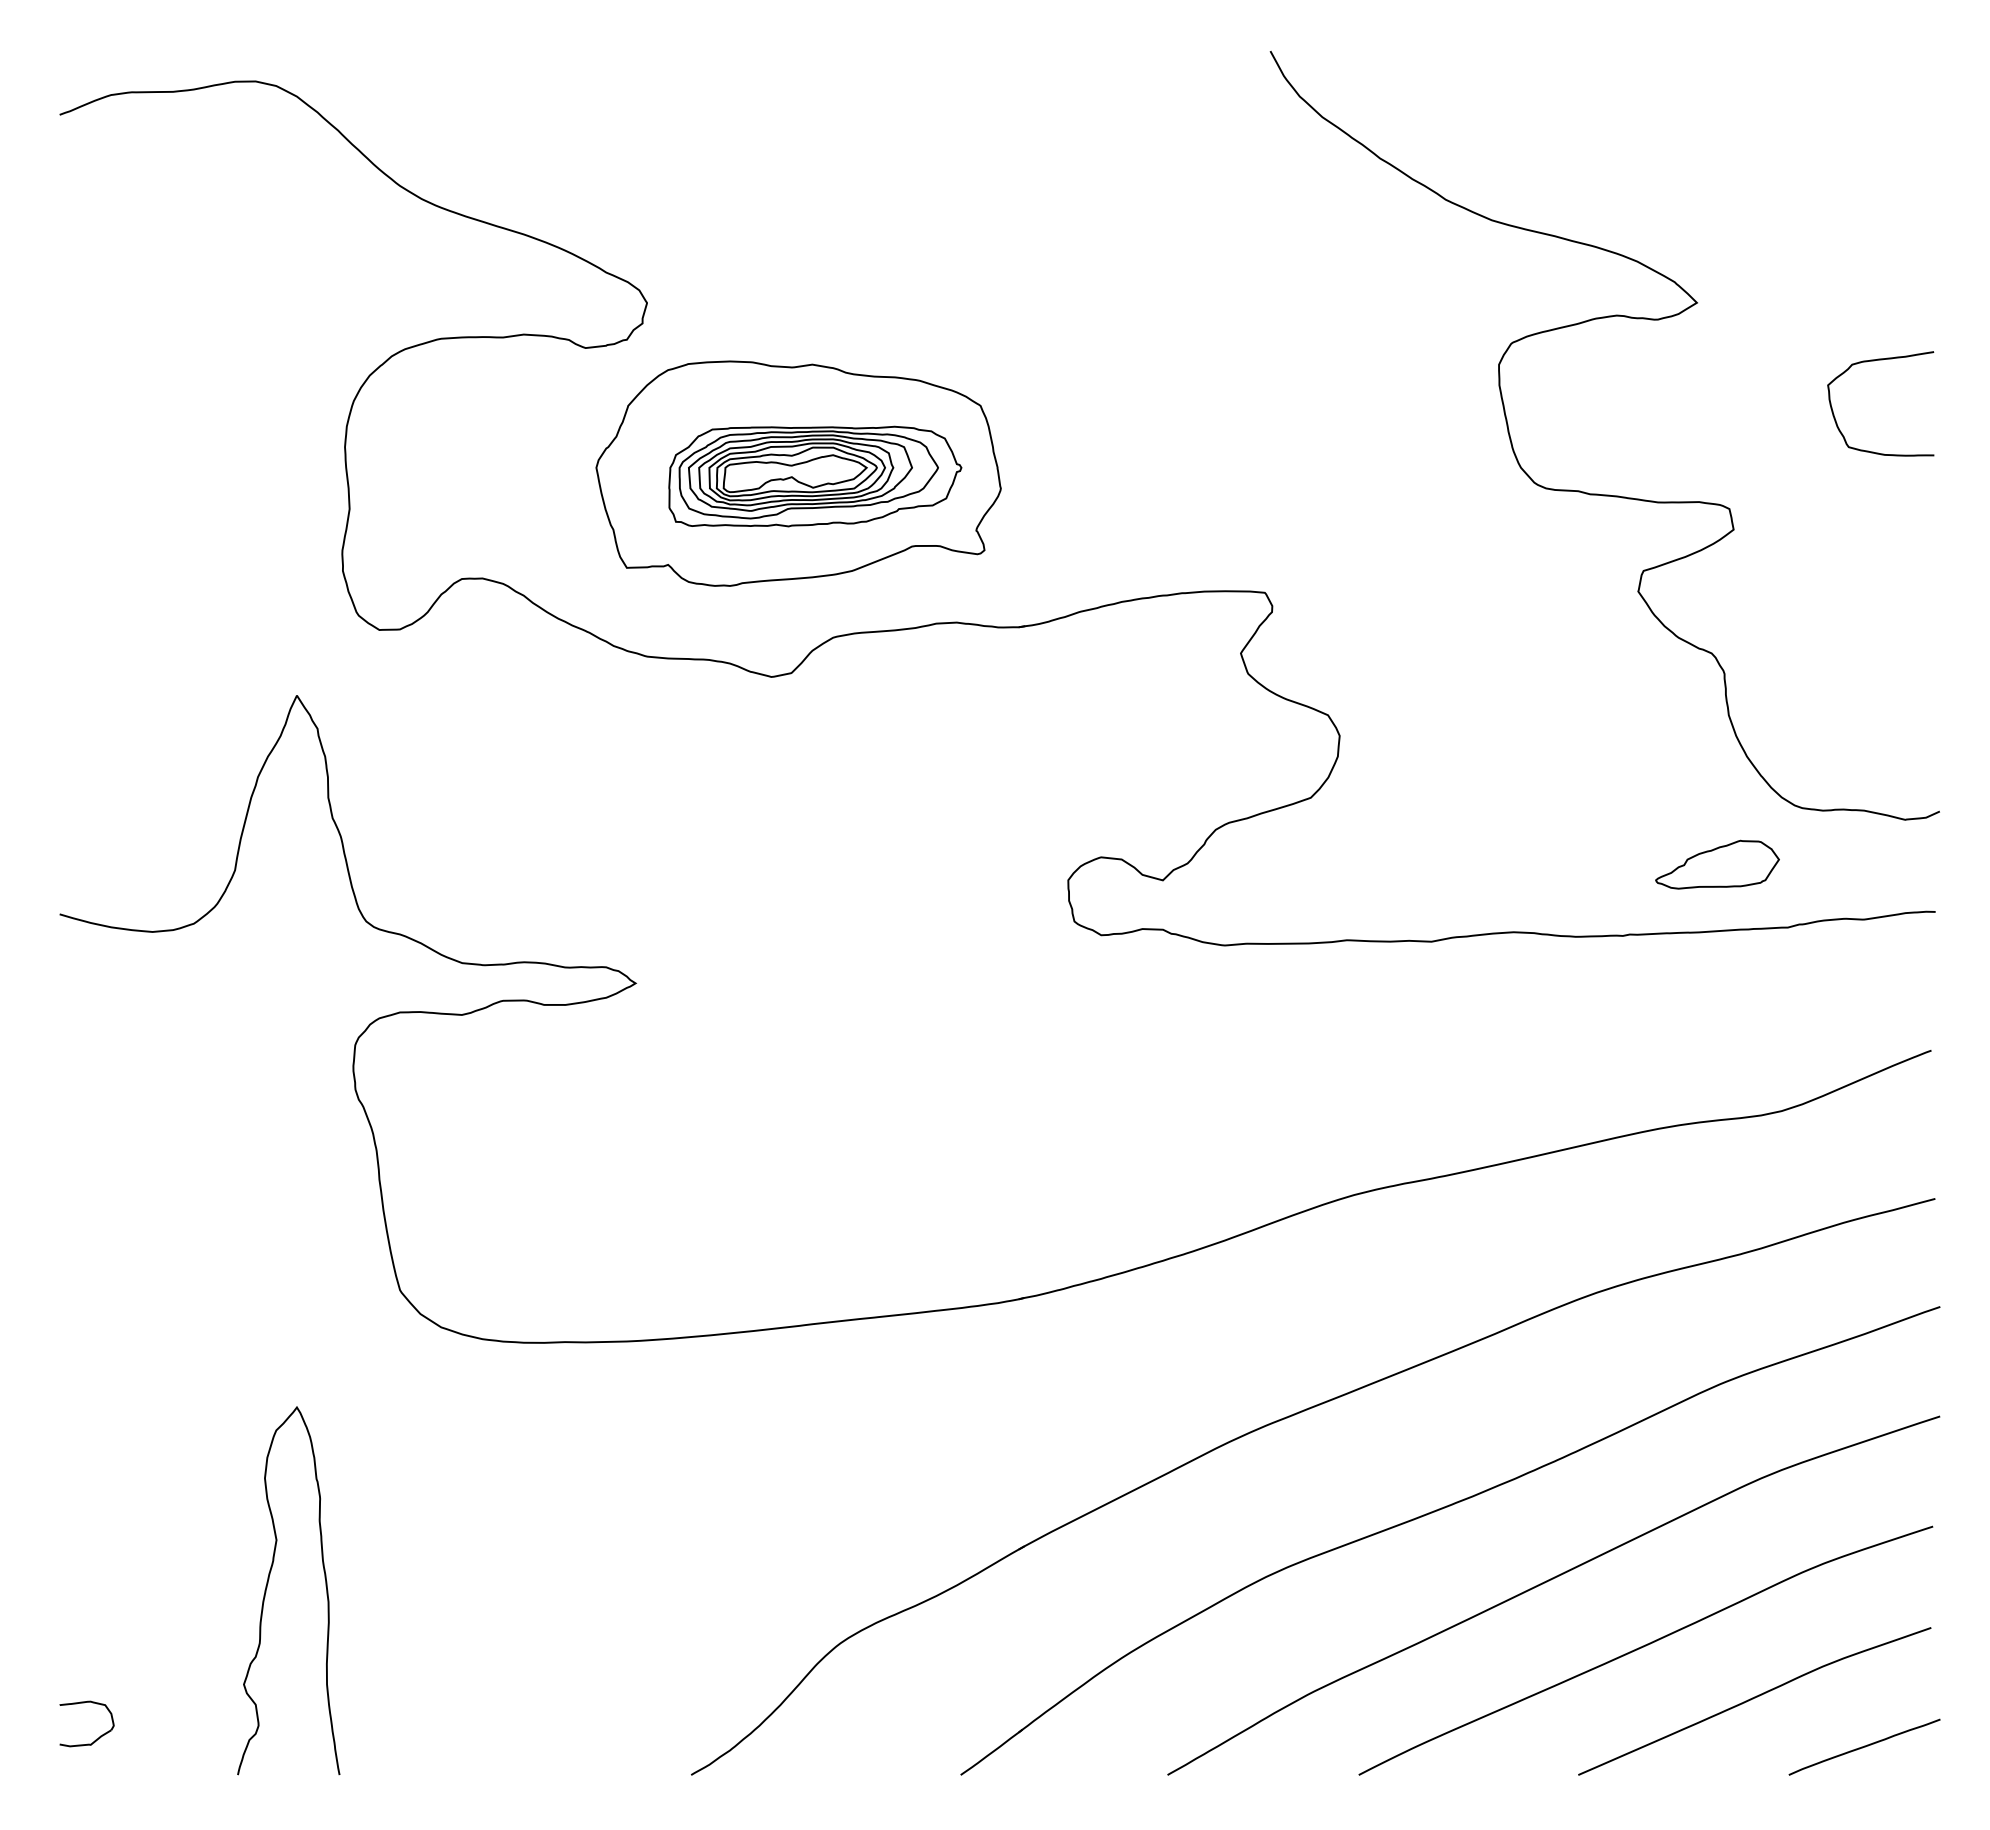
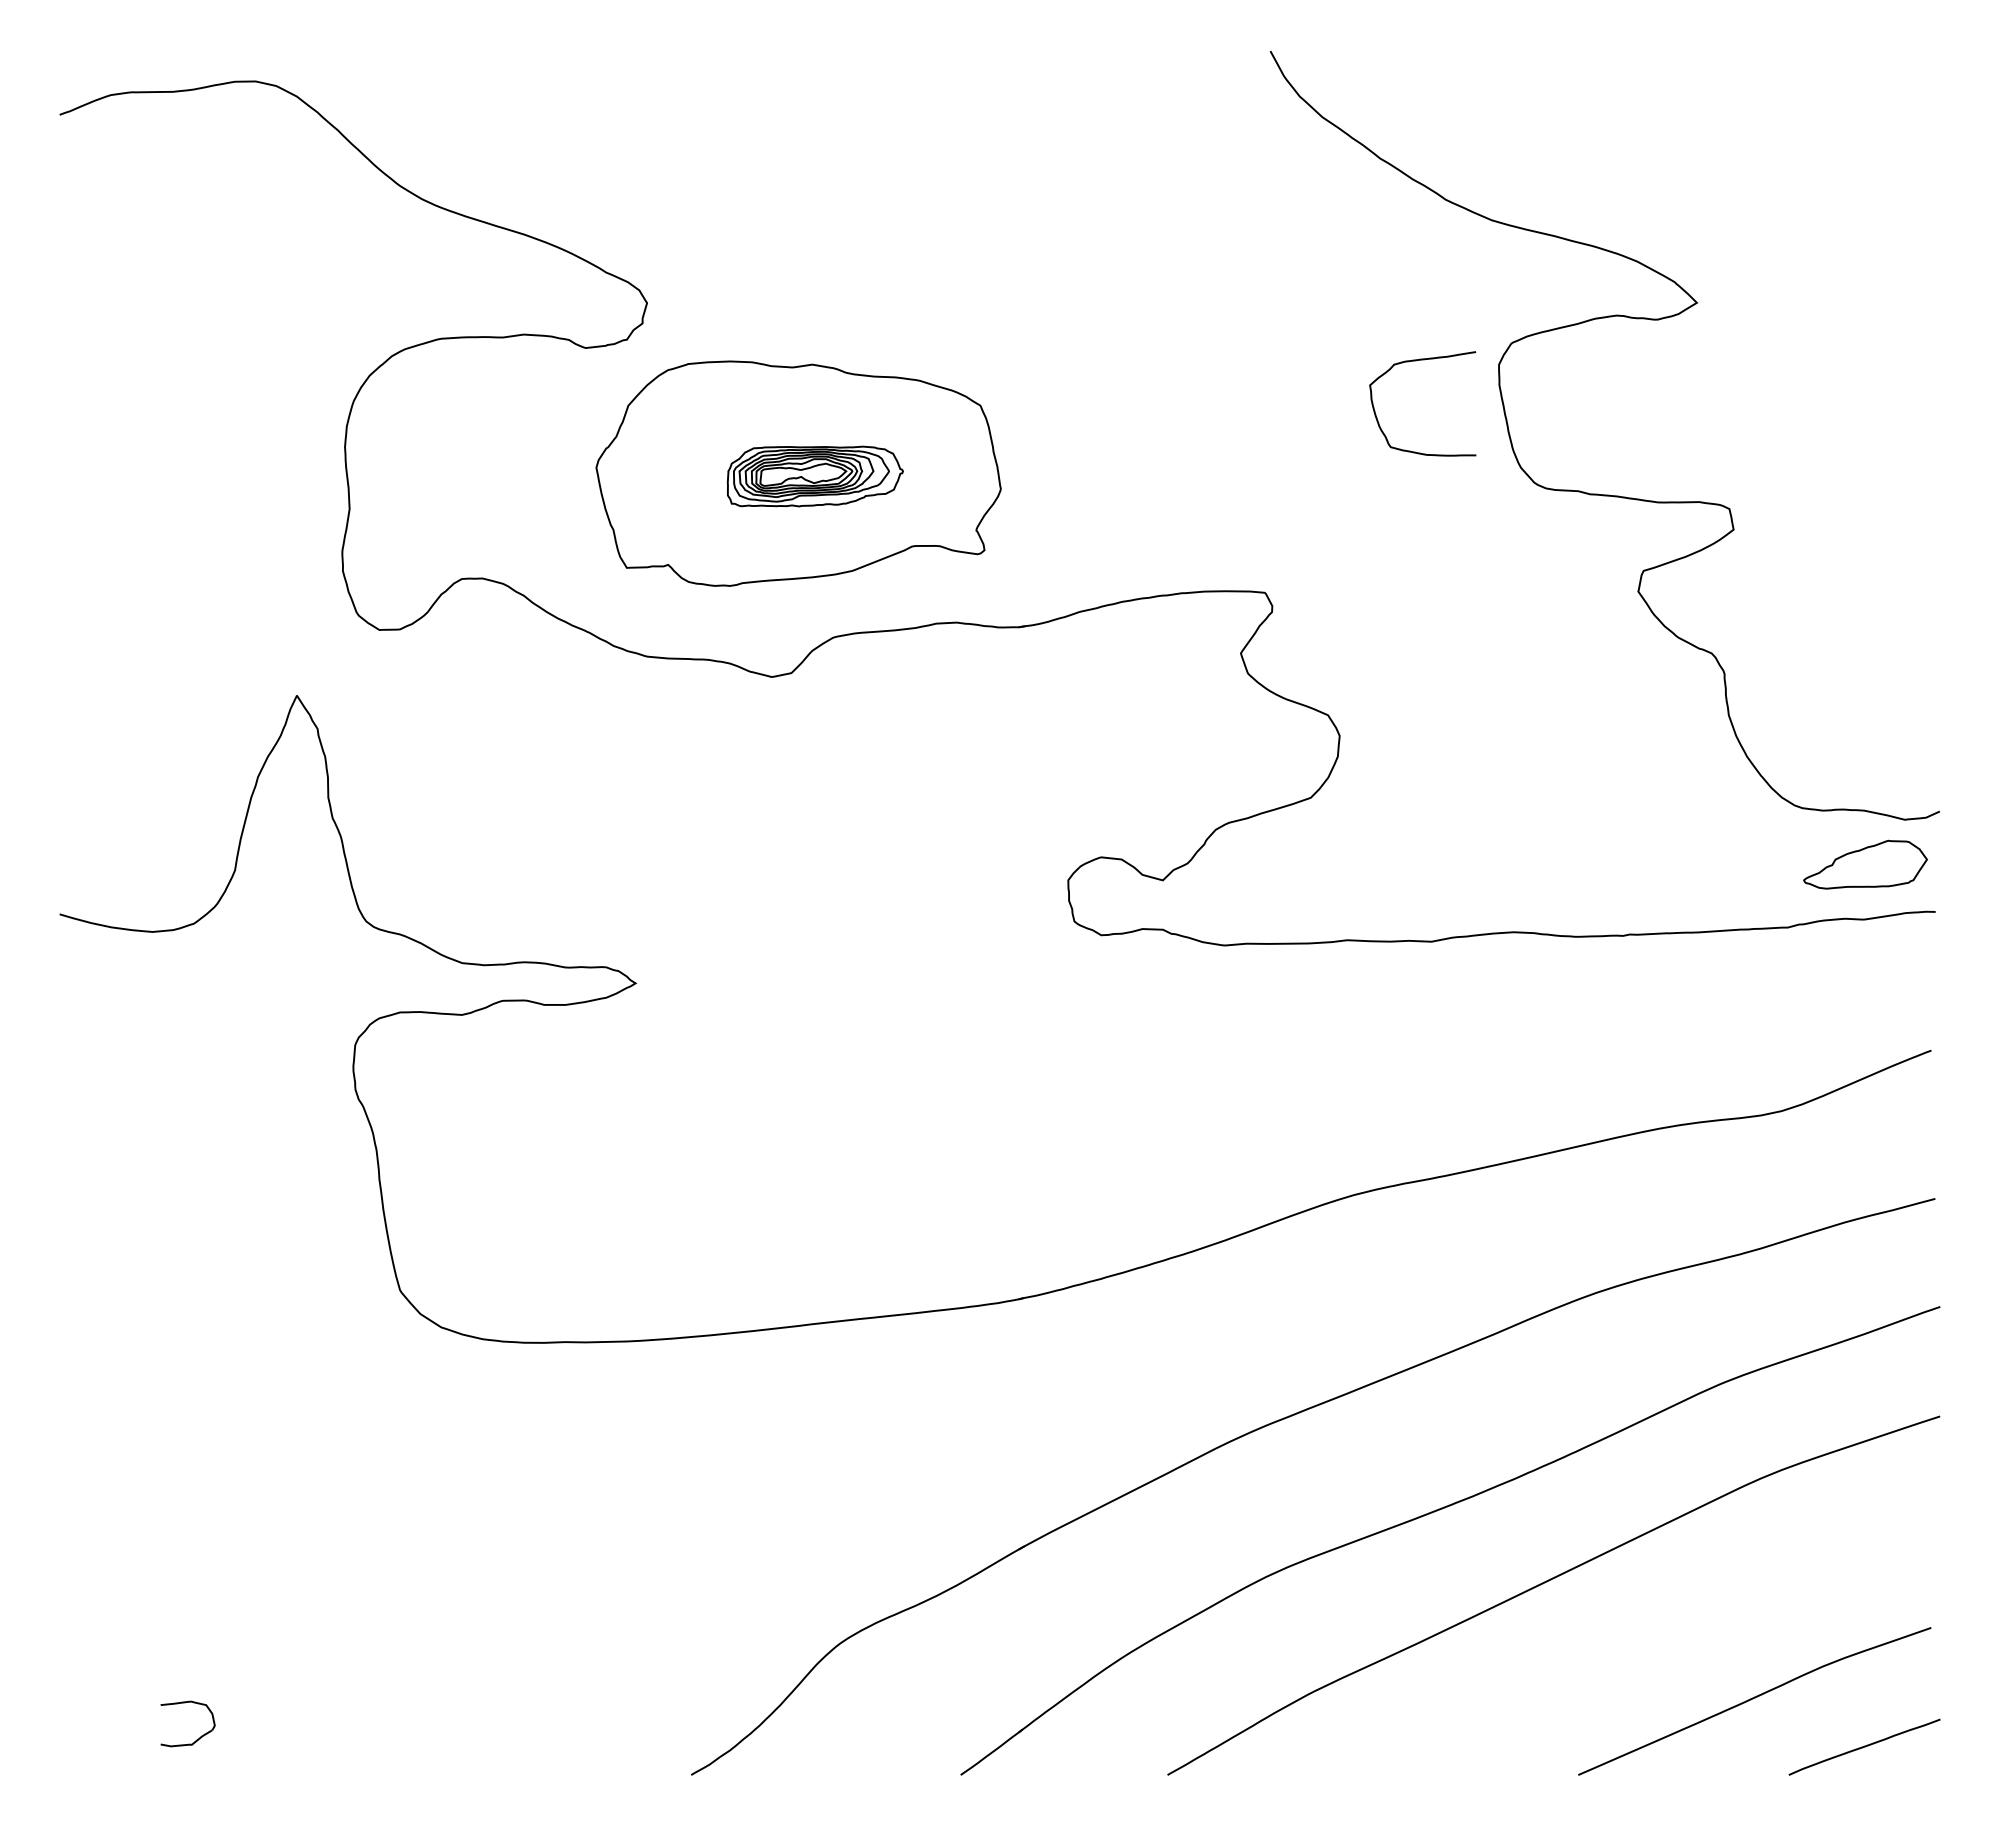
curve position: (1874, 361) -> (1416, 361) (1416, 361)
part size: 295x103 px -> 178x63 px (814, 476)
part position: (1717, 864) -> (1865, 864) (1865, 864)
curve: present -> none (267, 1588)
curve: present -> none (1643, 1647)
part position: (95, 1739) -> (196, 1739) (196, 1739)
